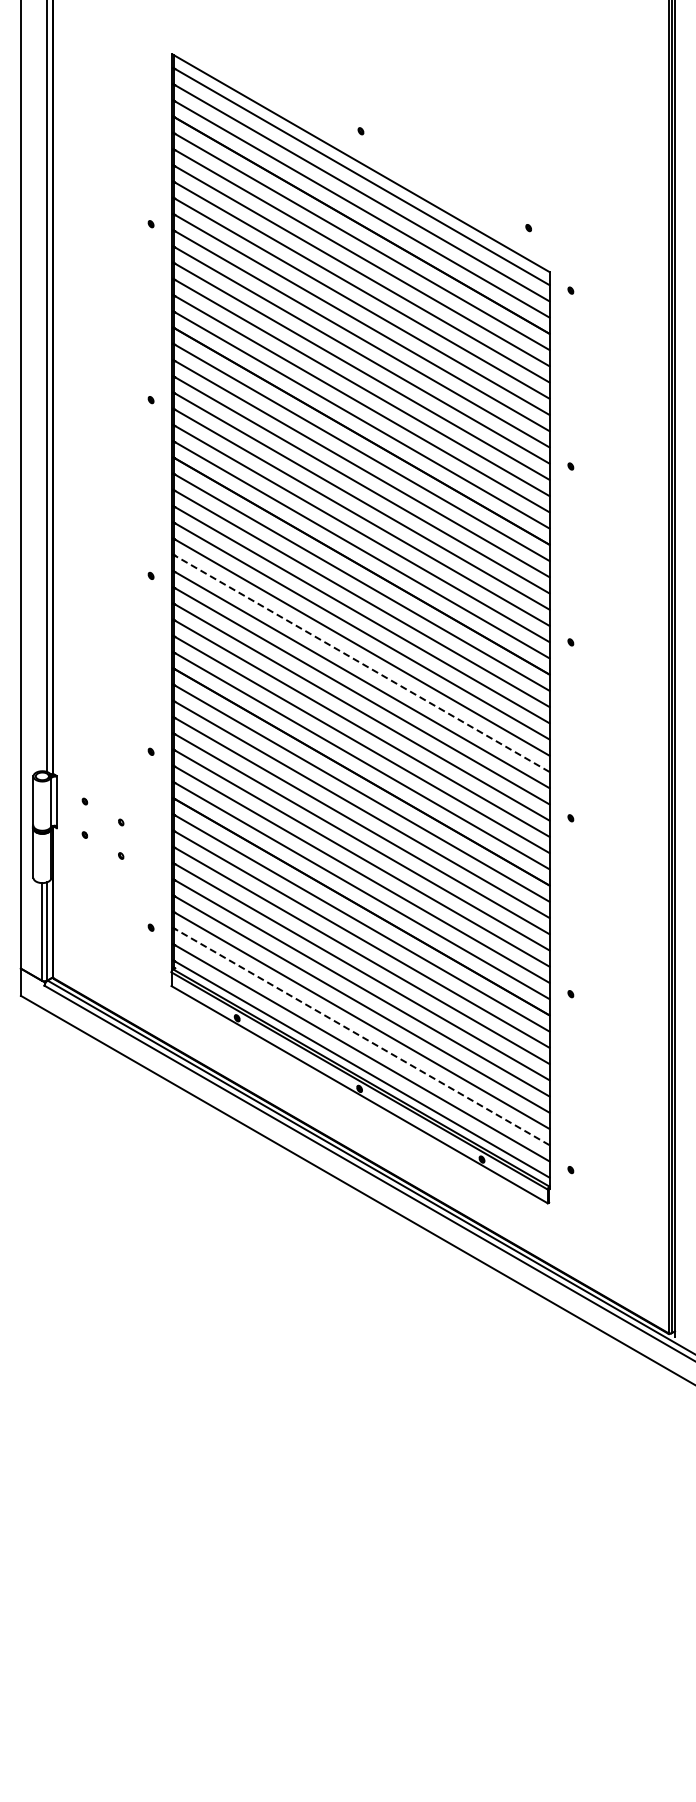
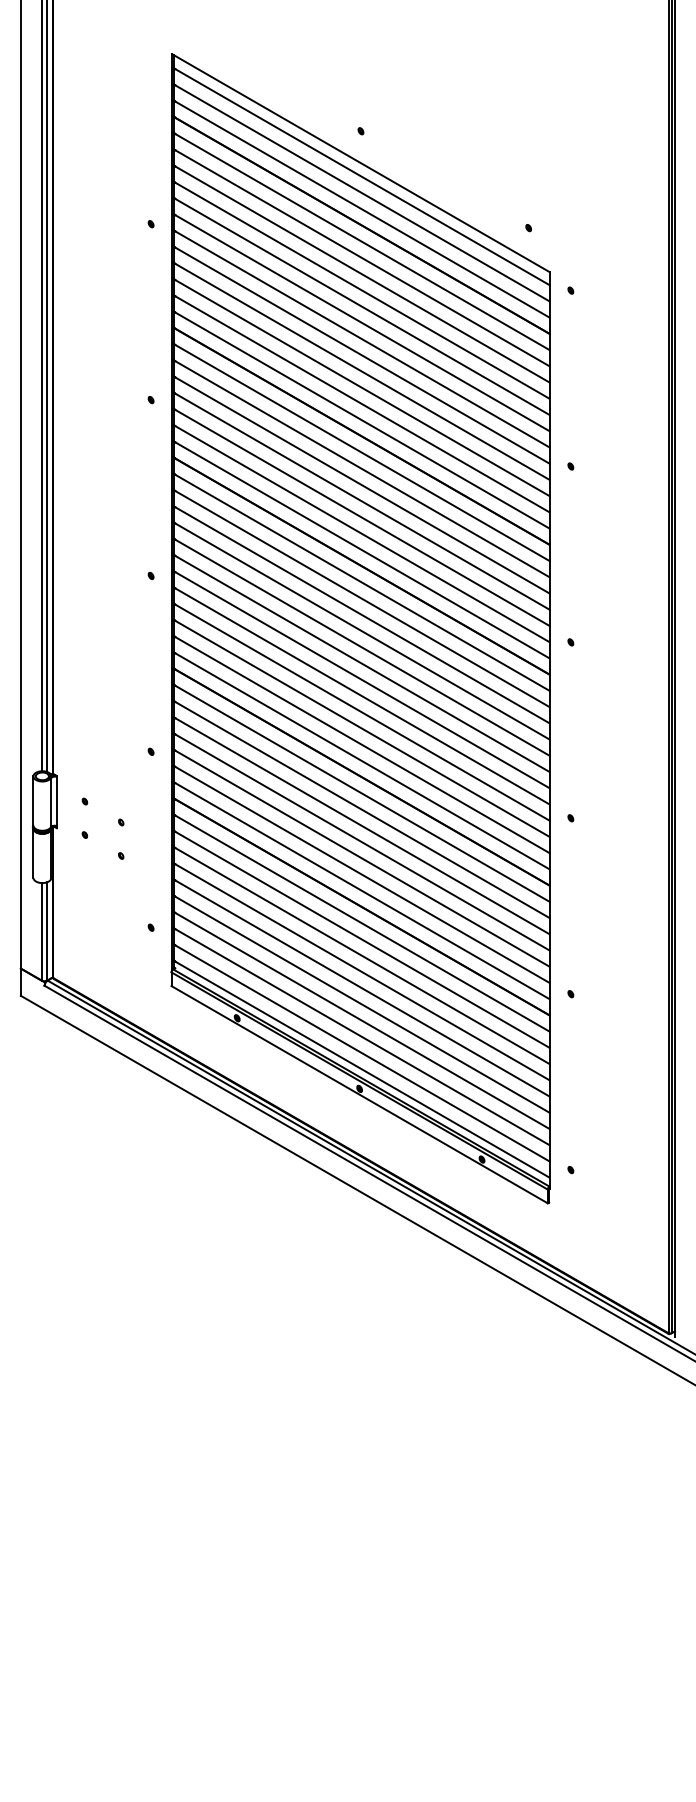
line: none -> present (41, 386)
line: dashed -> solid (361, 663)
line: dashed -> solid (361, 1036)
